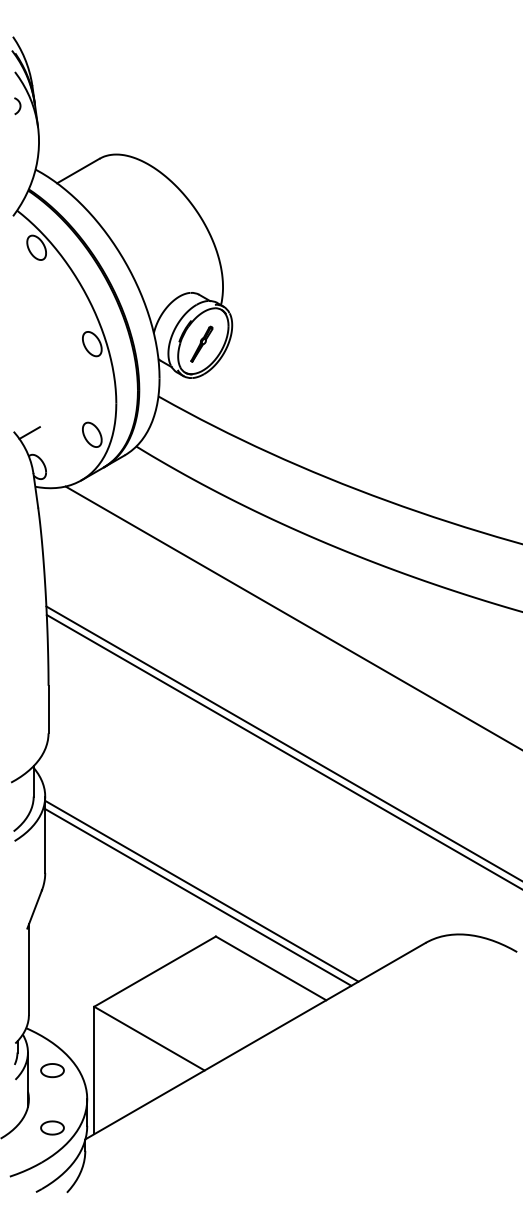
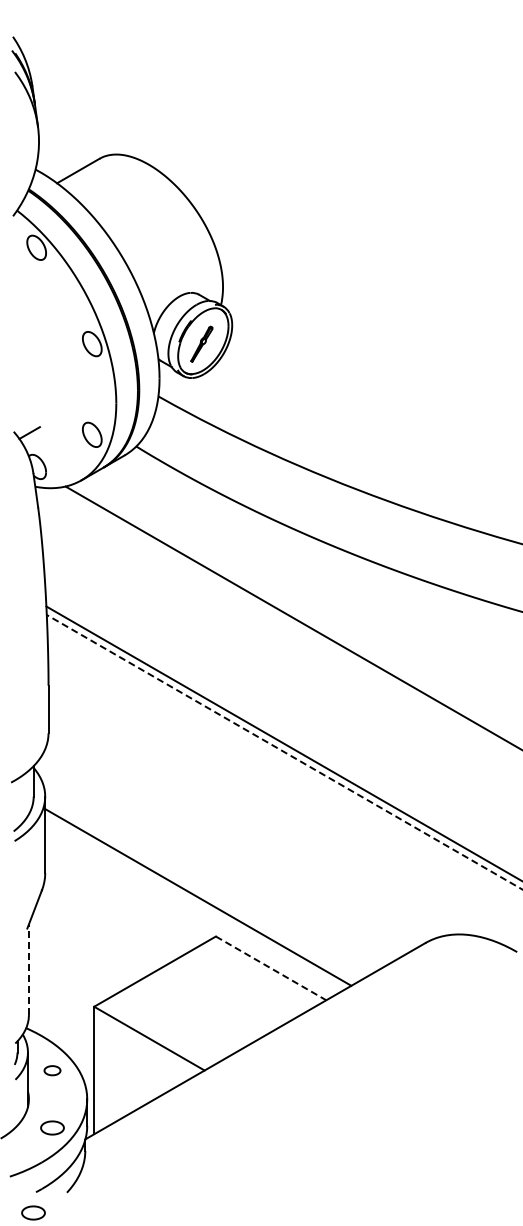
curve: present -> none (19, 106)
line: solid -> dashed (284, 752)
line: present -> none (201, 890)
line: solid -> dashed (271, 968)
line: solid -> dashed (28, 969)
part size: 25x16 px -> 19x12 px (52, 1070)
part: none -> present (33, 1212)
